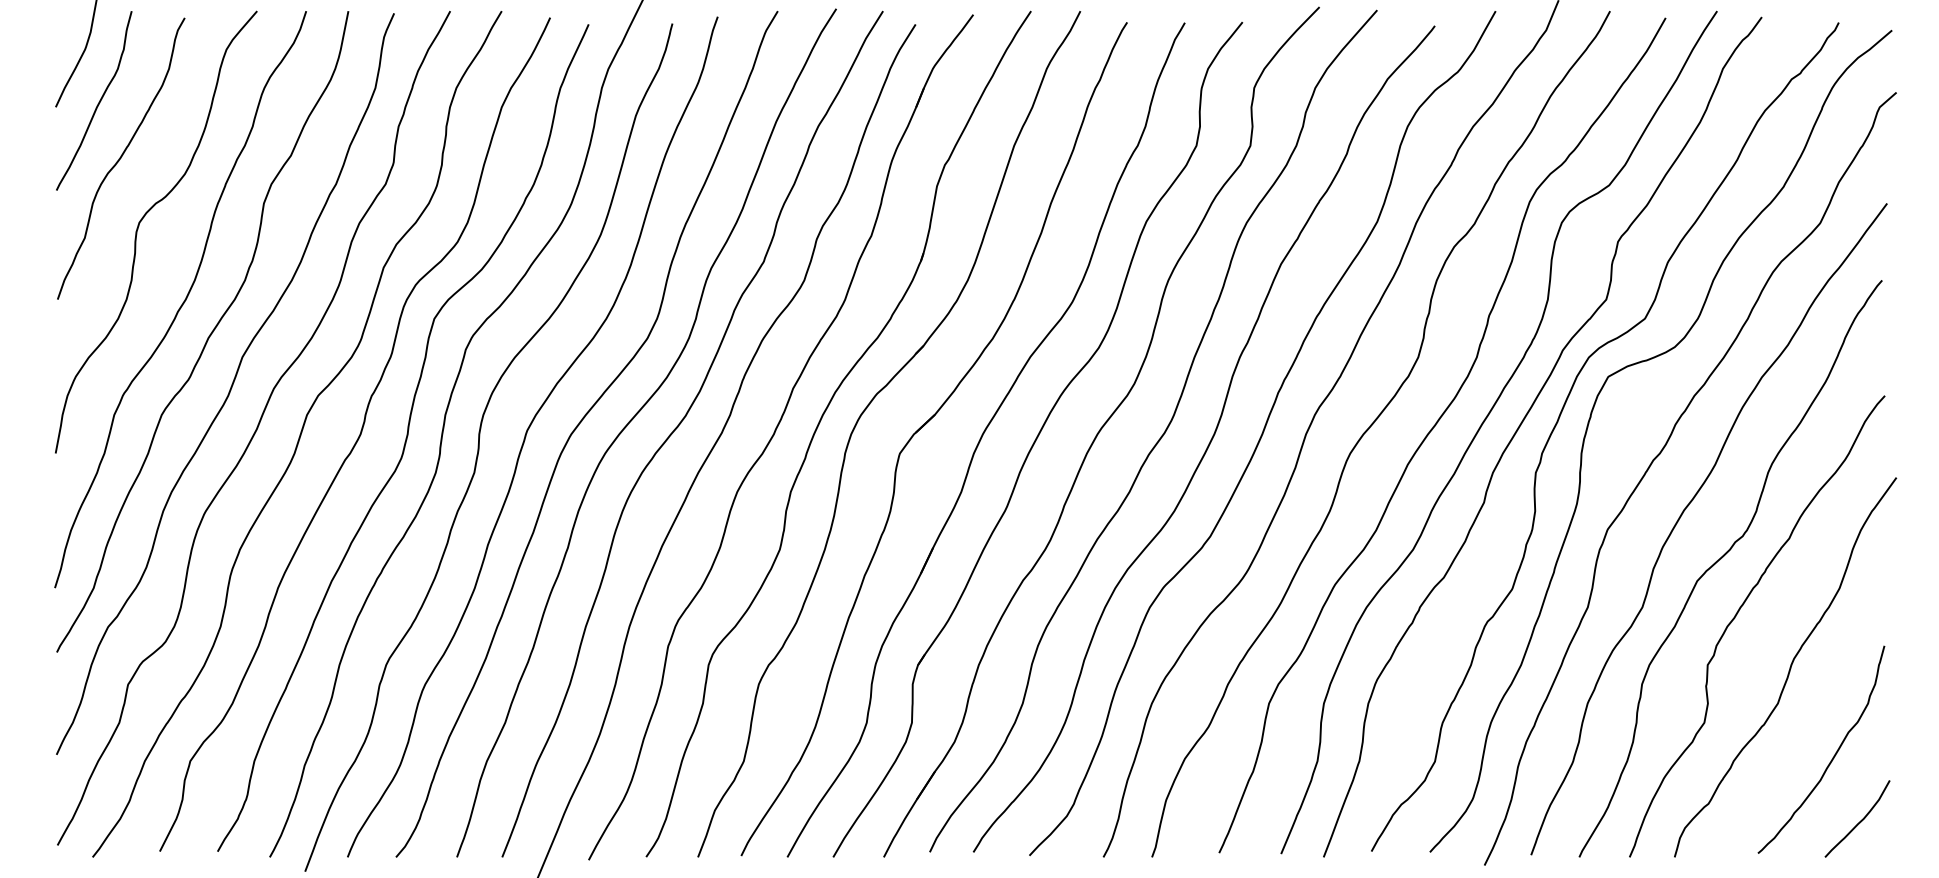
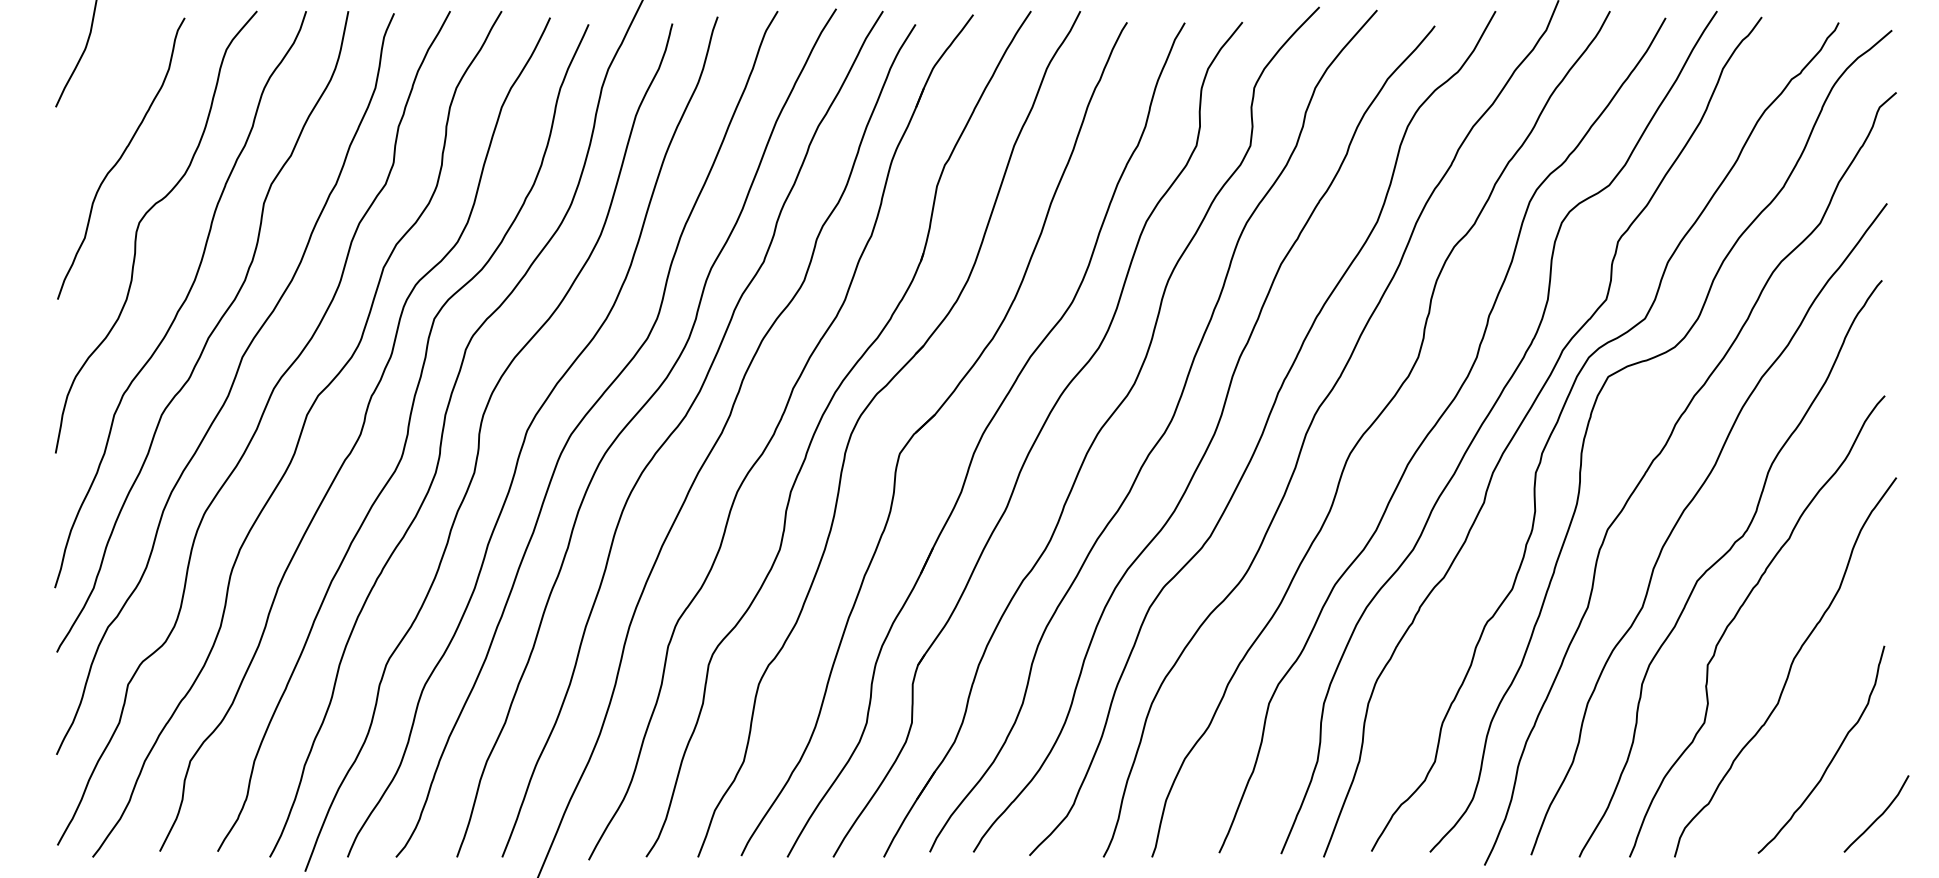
curve: present -> none (98, 102)
curve position: (1860, 820) -> (1879, 815) (1879, 815)
